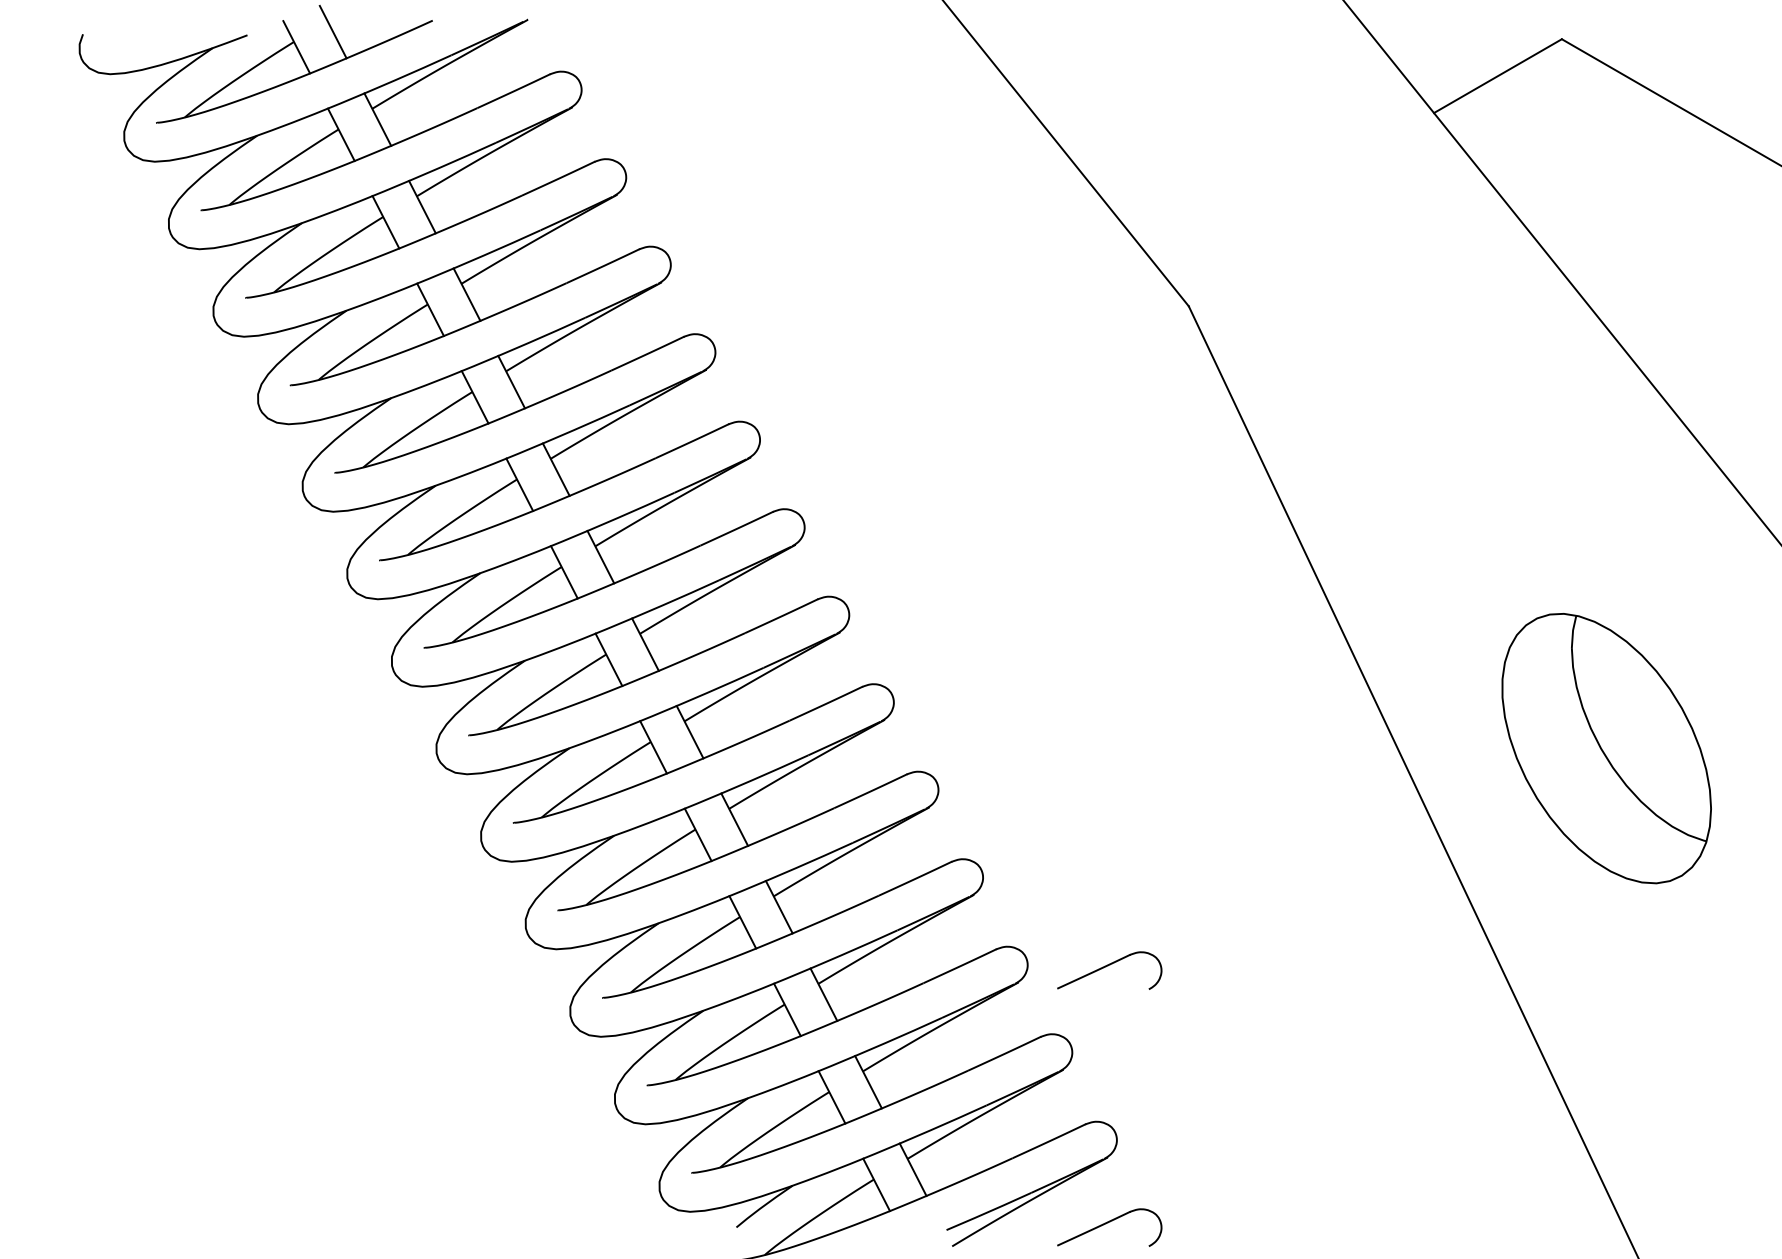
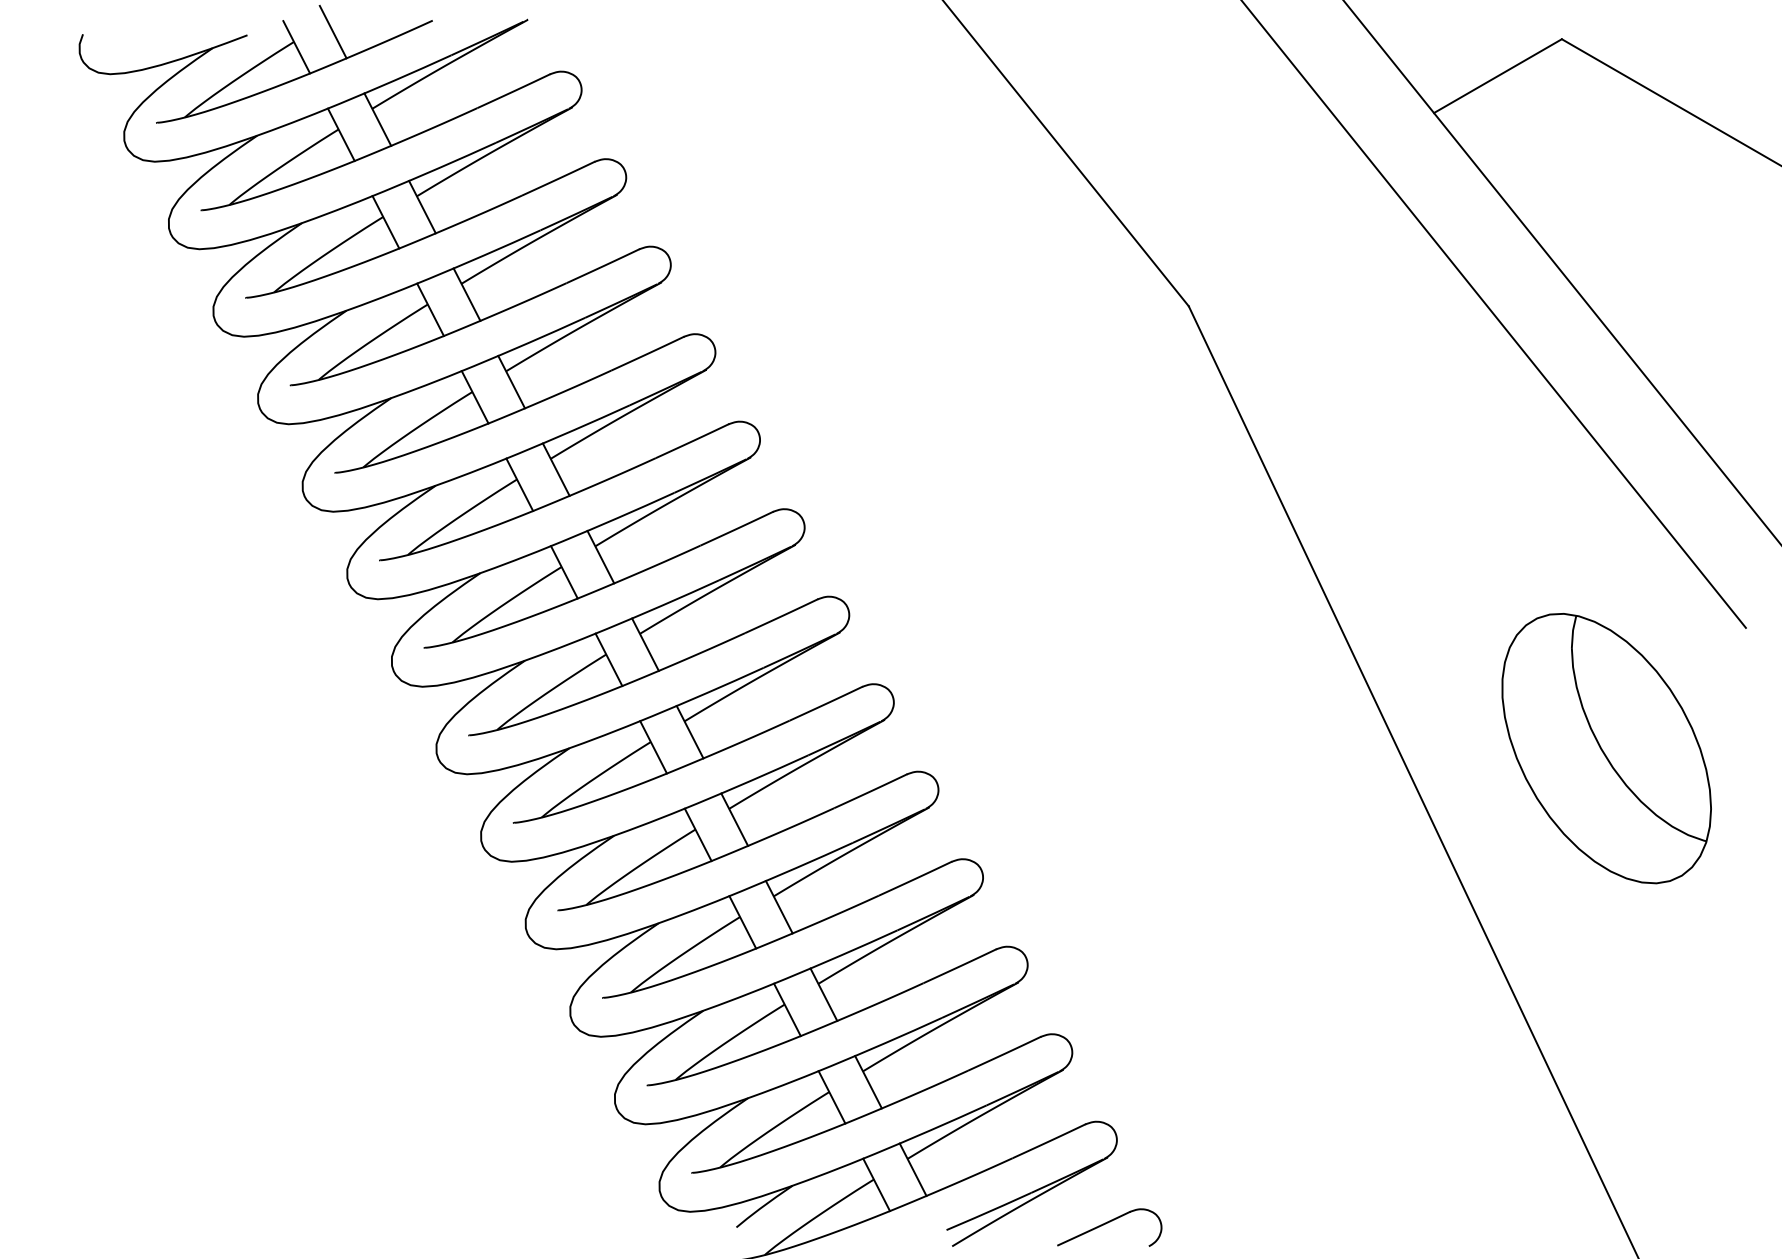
line: none -> present (1494, 314)
part: present -> none (1109, 970)
